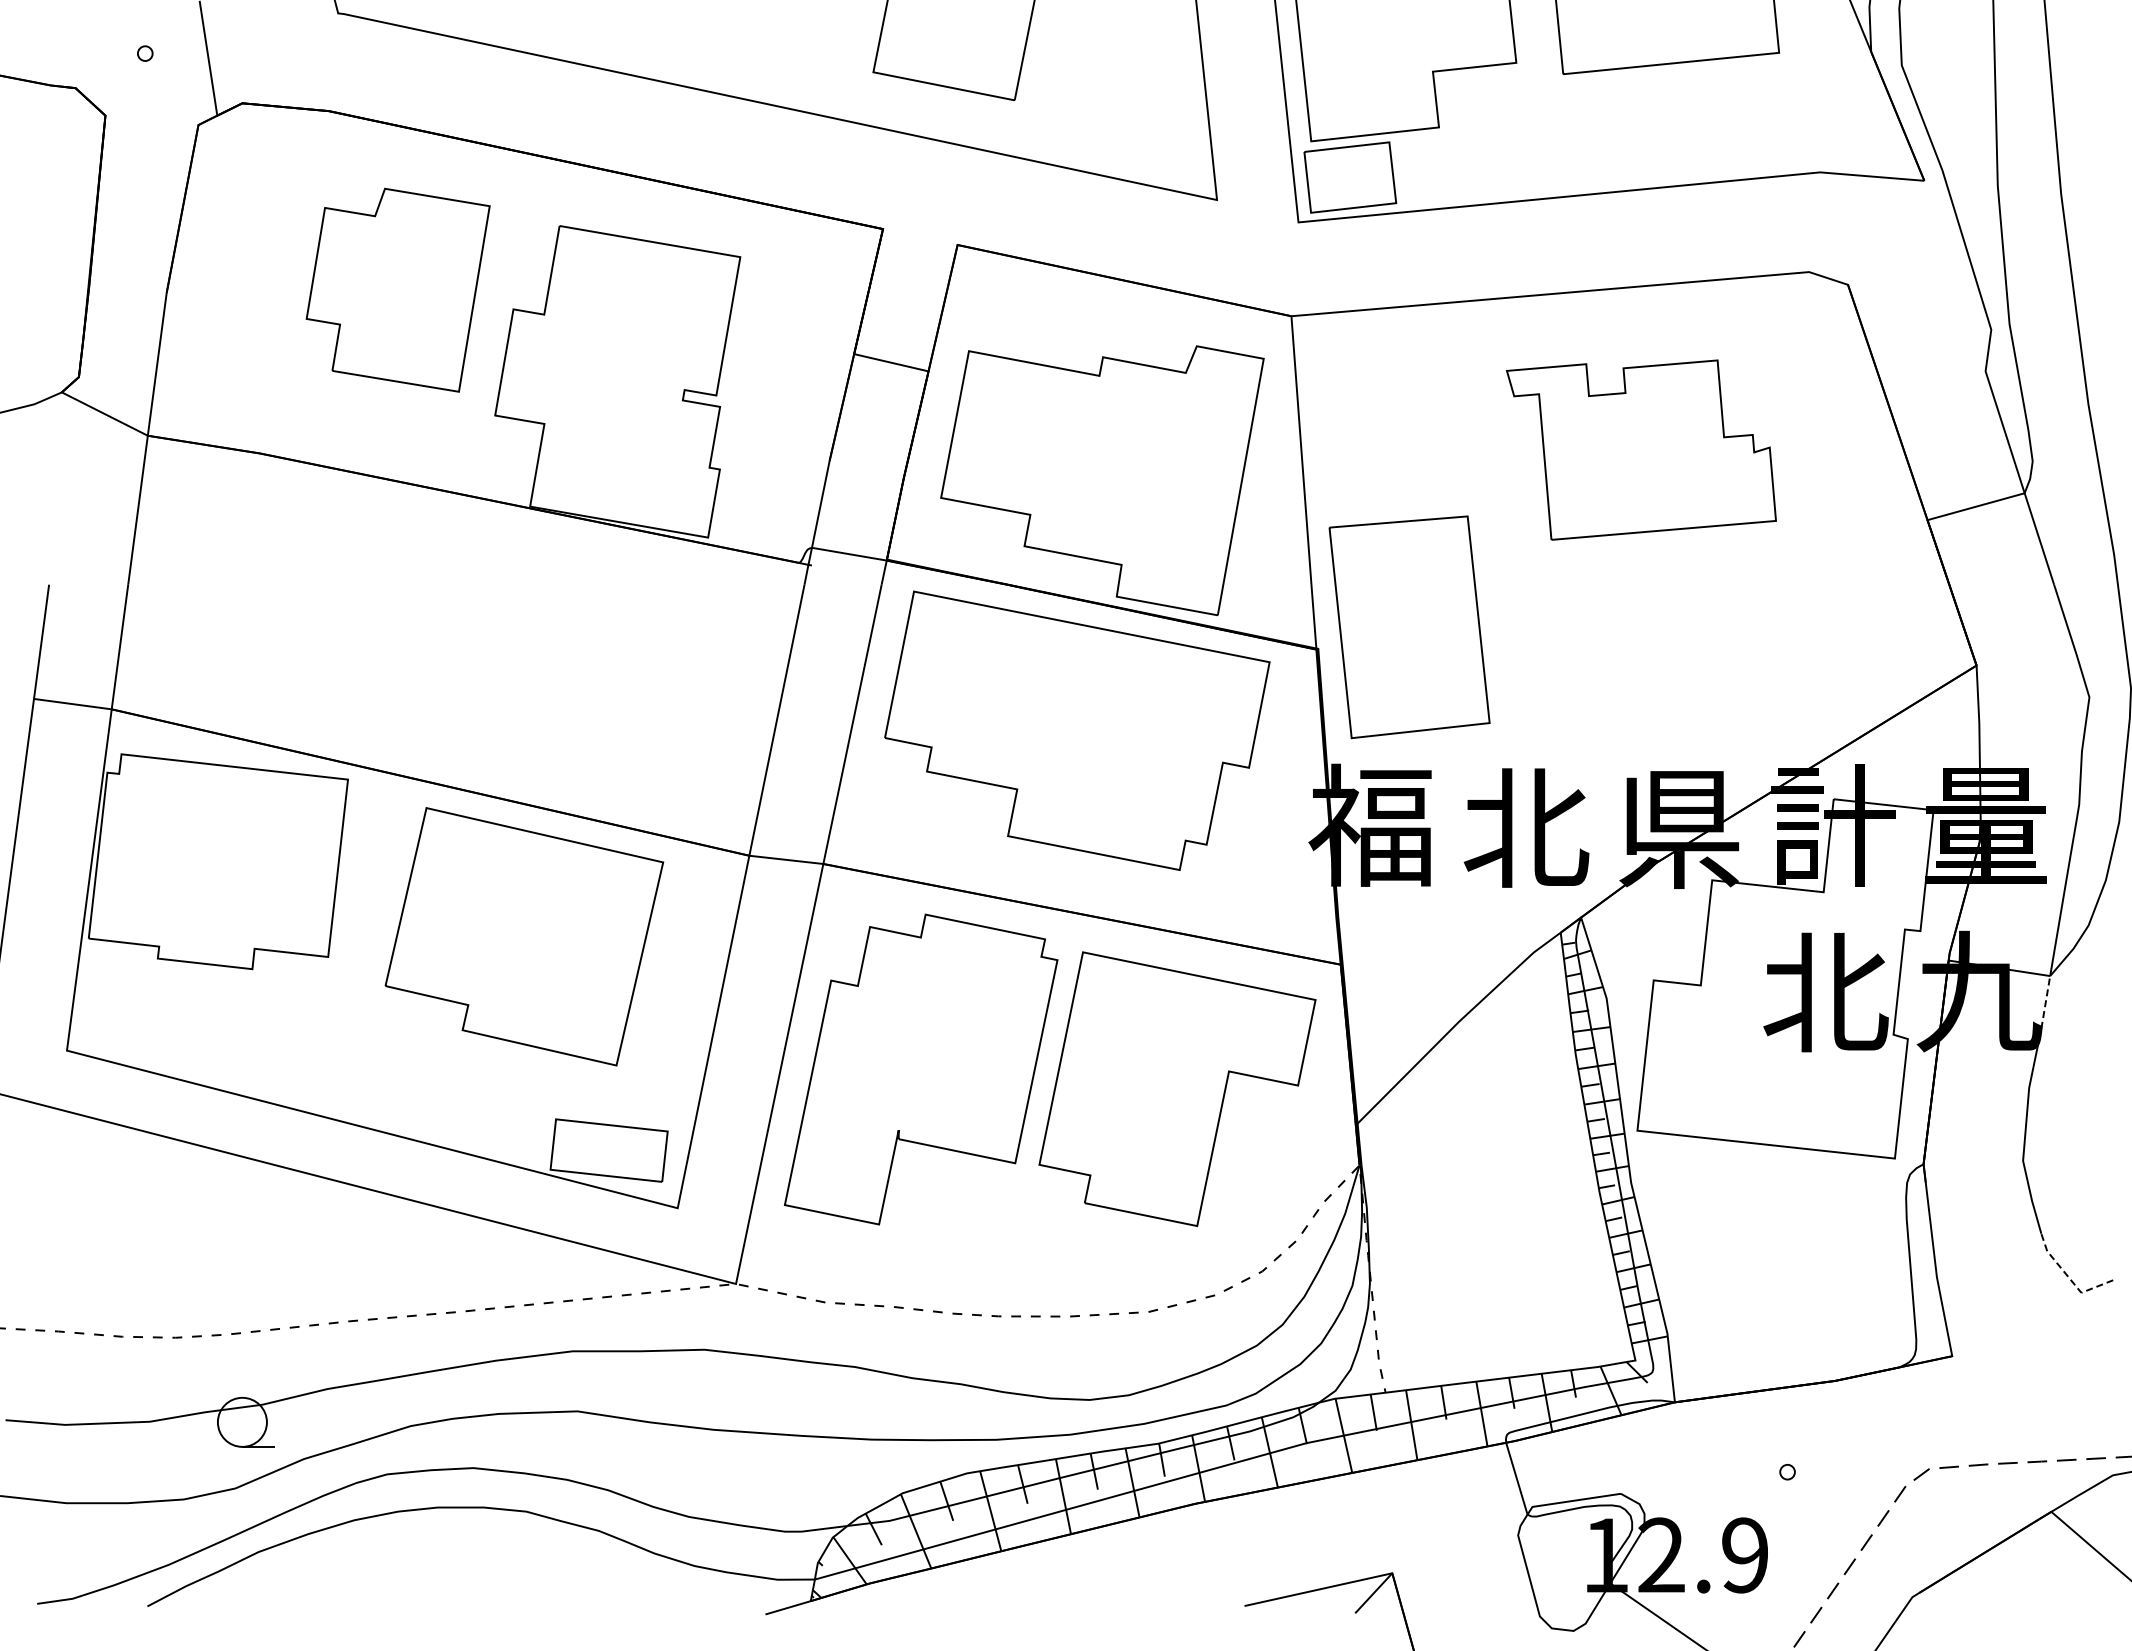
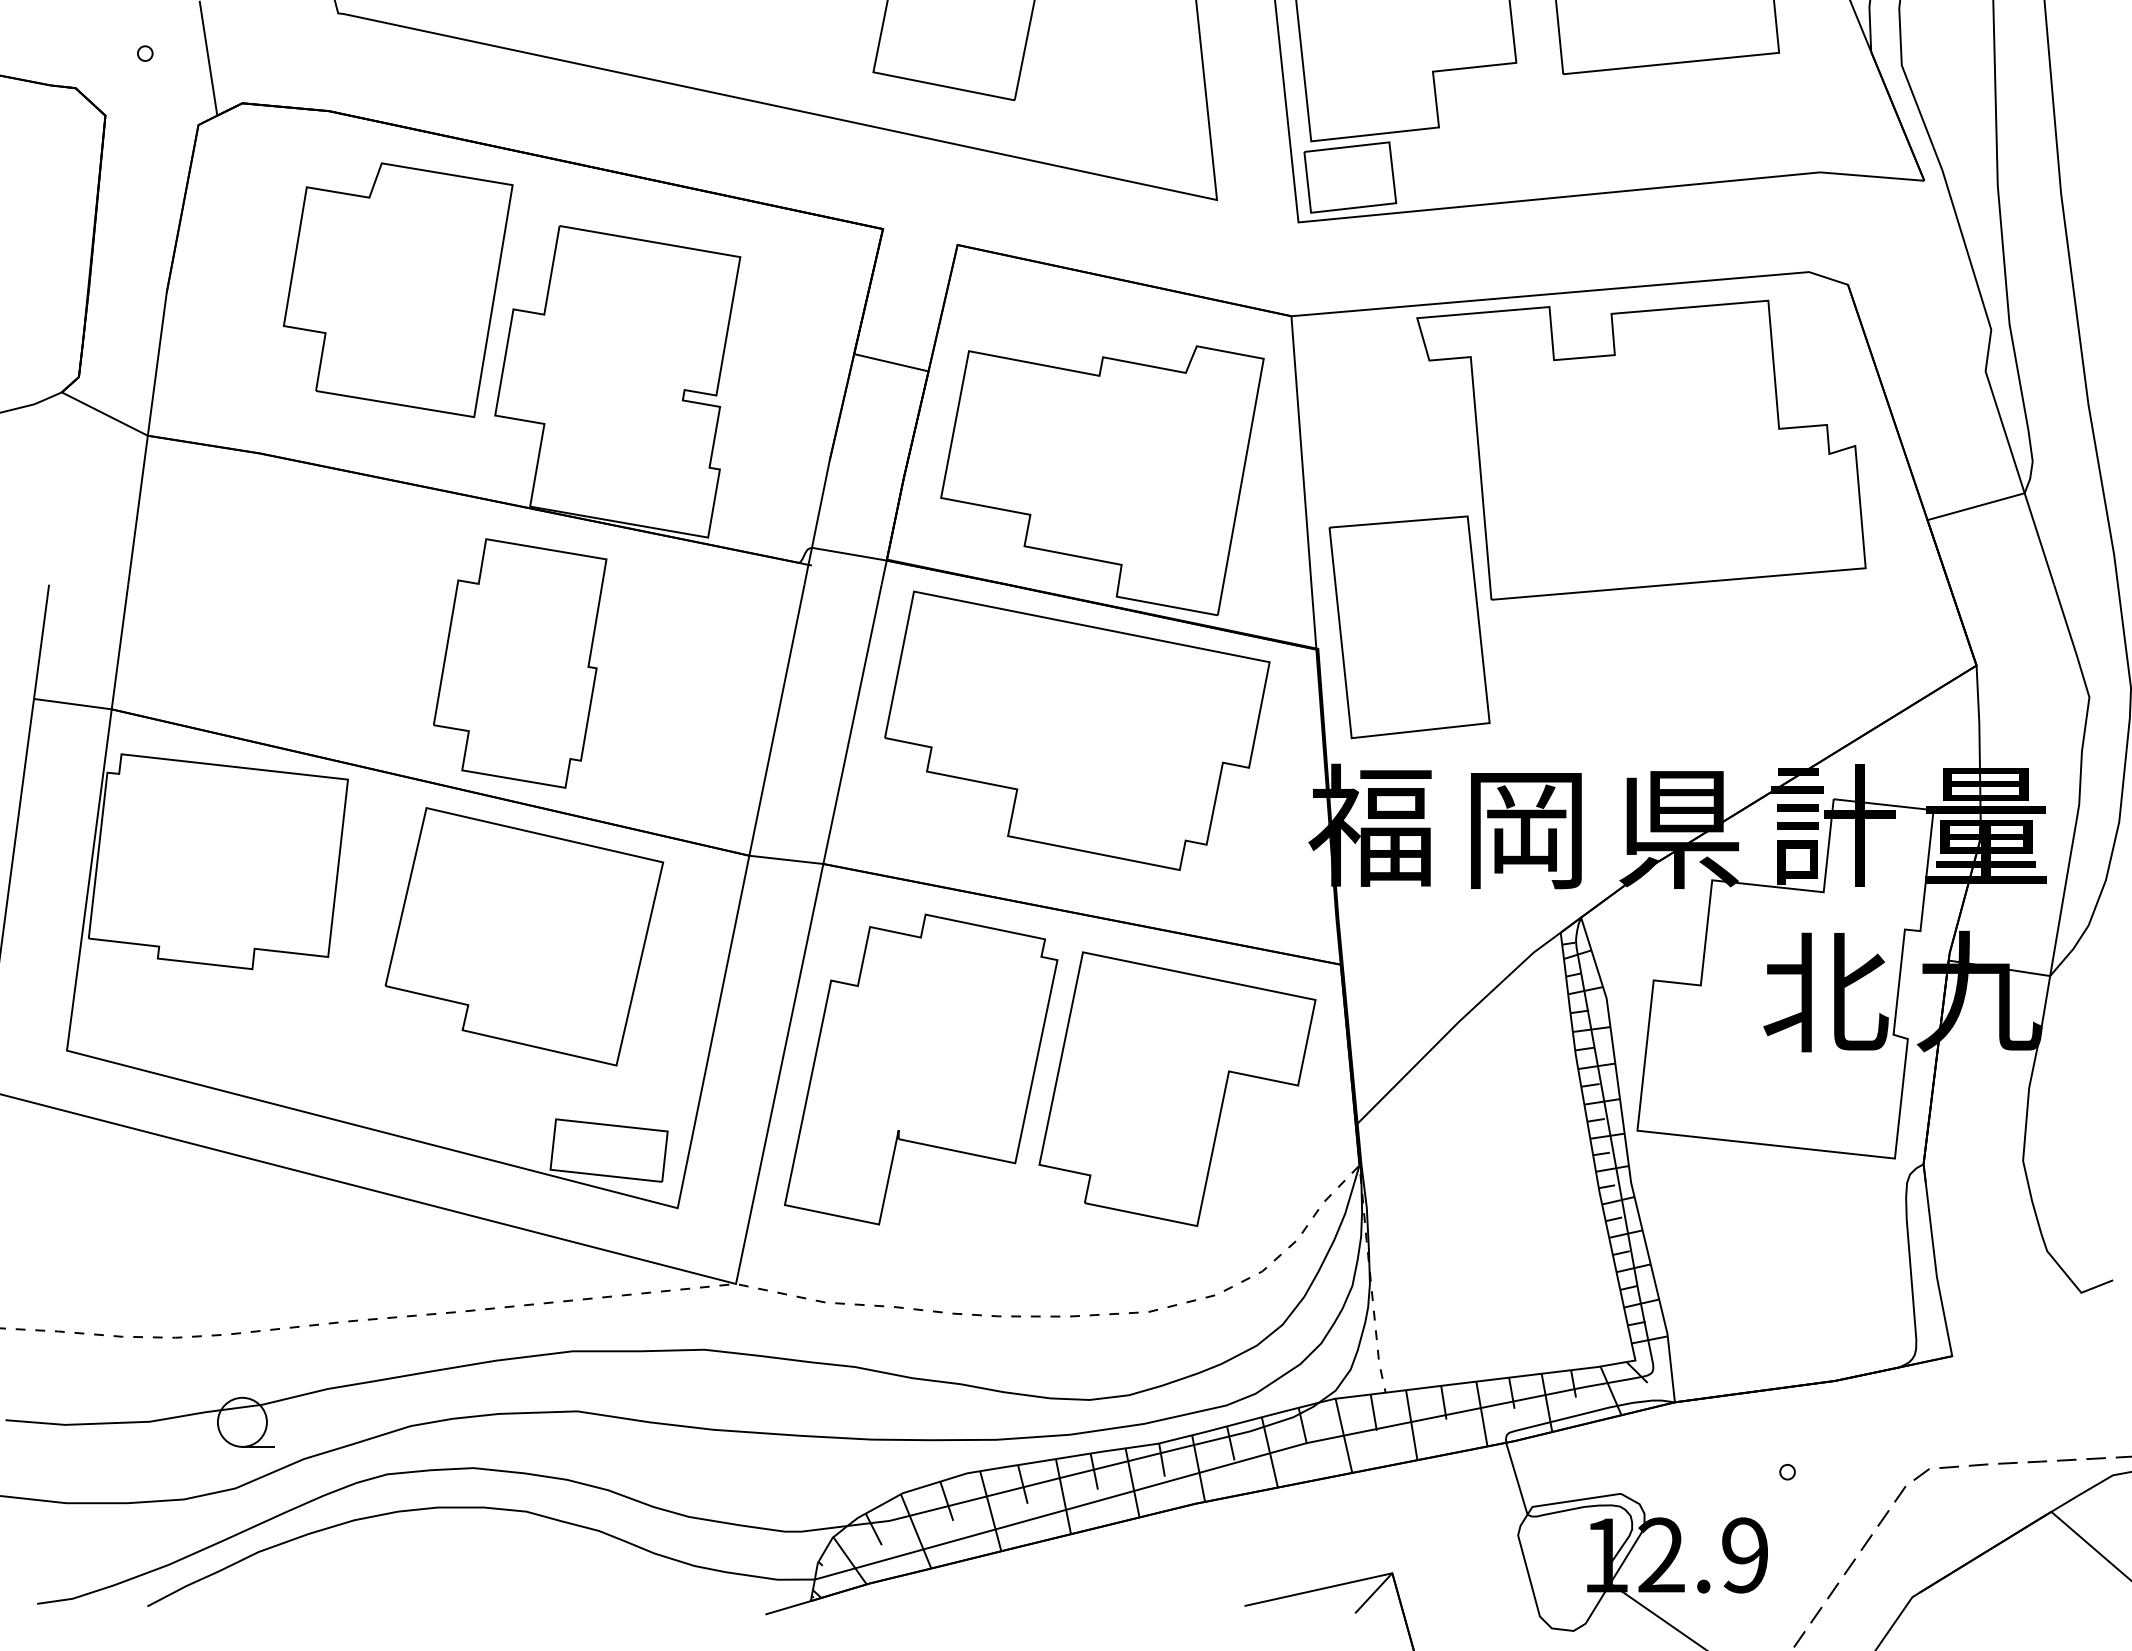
part size: 186x206 px -> 232x257 px (397, 290)
part size: 272x182 px -> 451x302 px (1641, 449)
part: none -> present (520, 663)
text: 北 -> 岡 (1526, 828)
line: dashed -> solid (2045, 1002)
line: dashed -> solid (2069, 1278)
